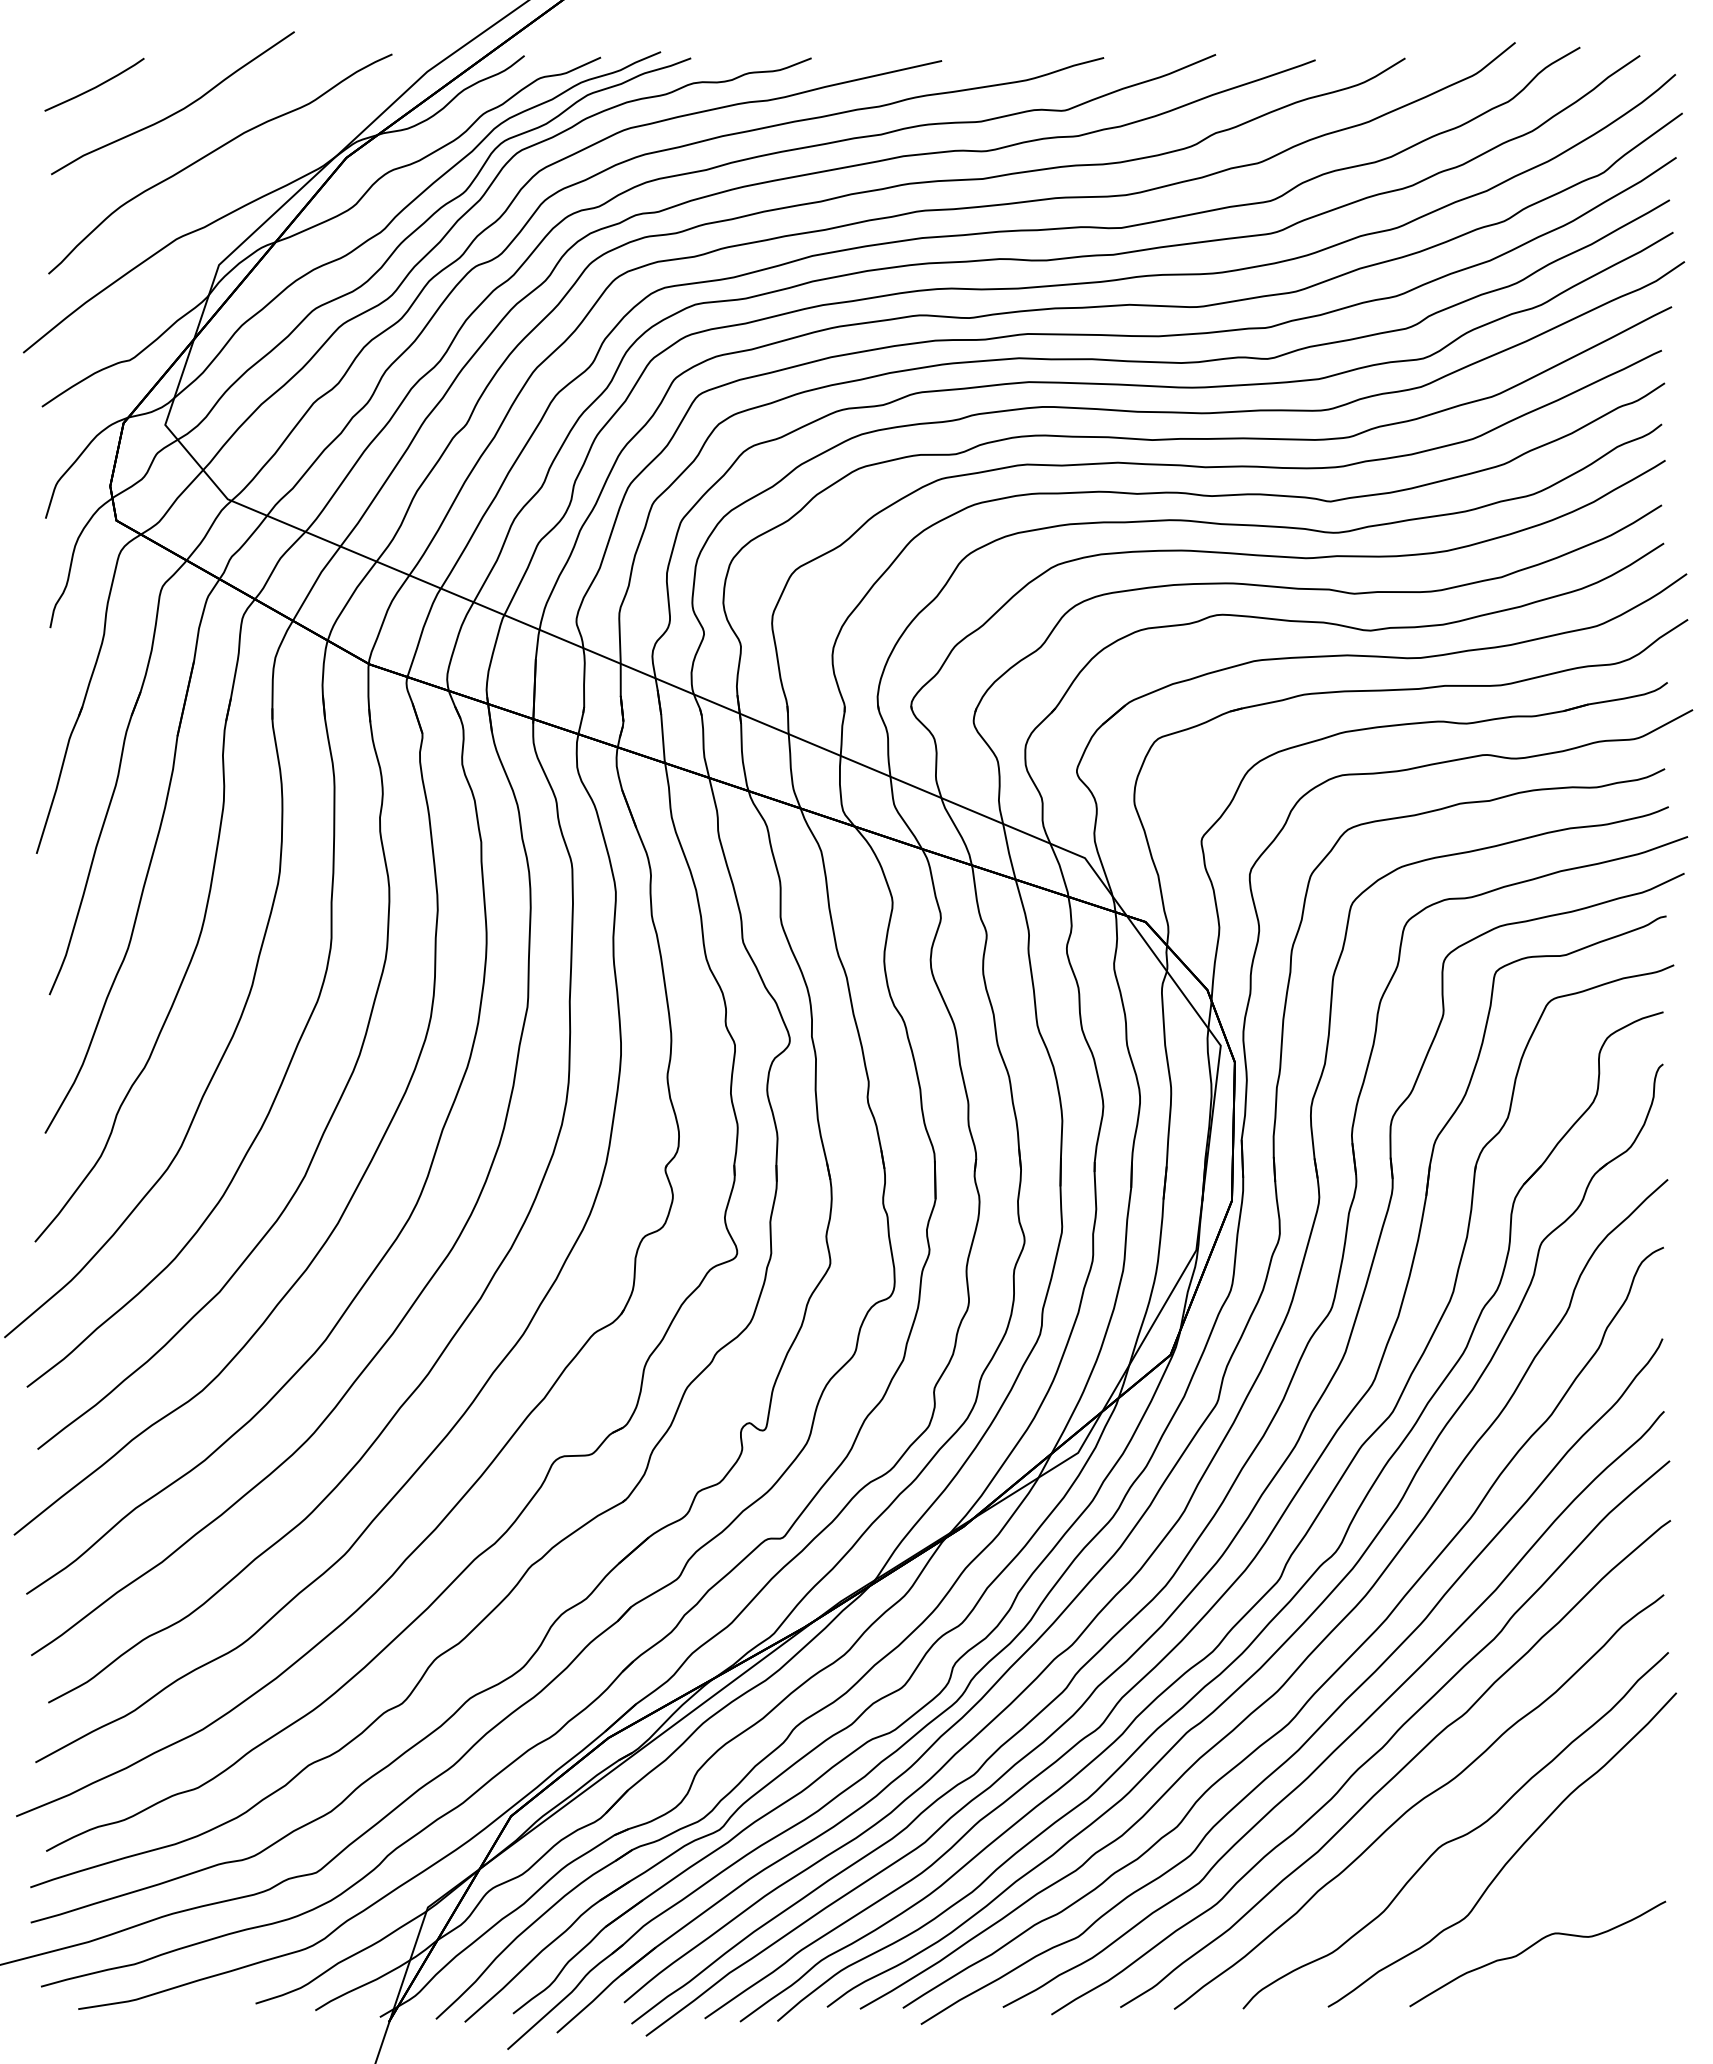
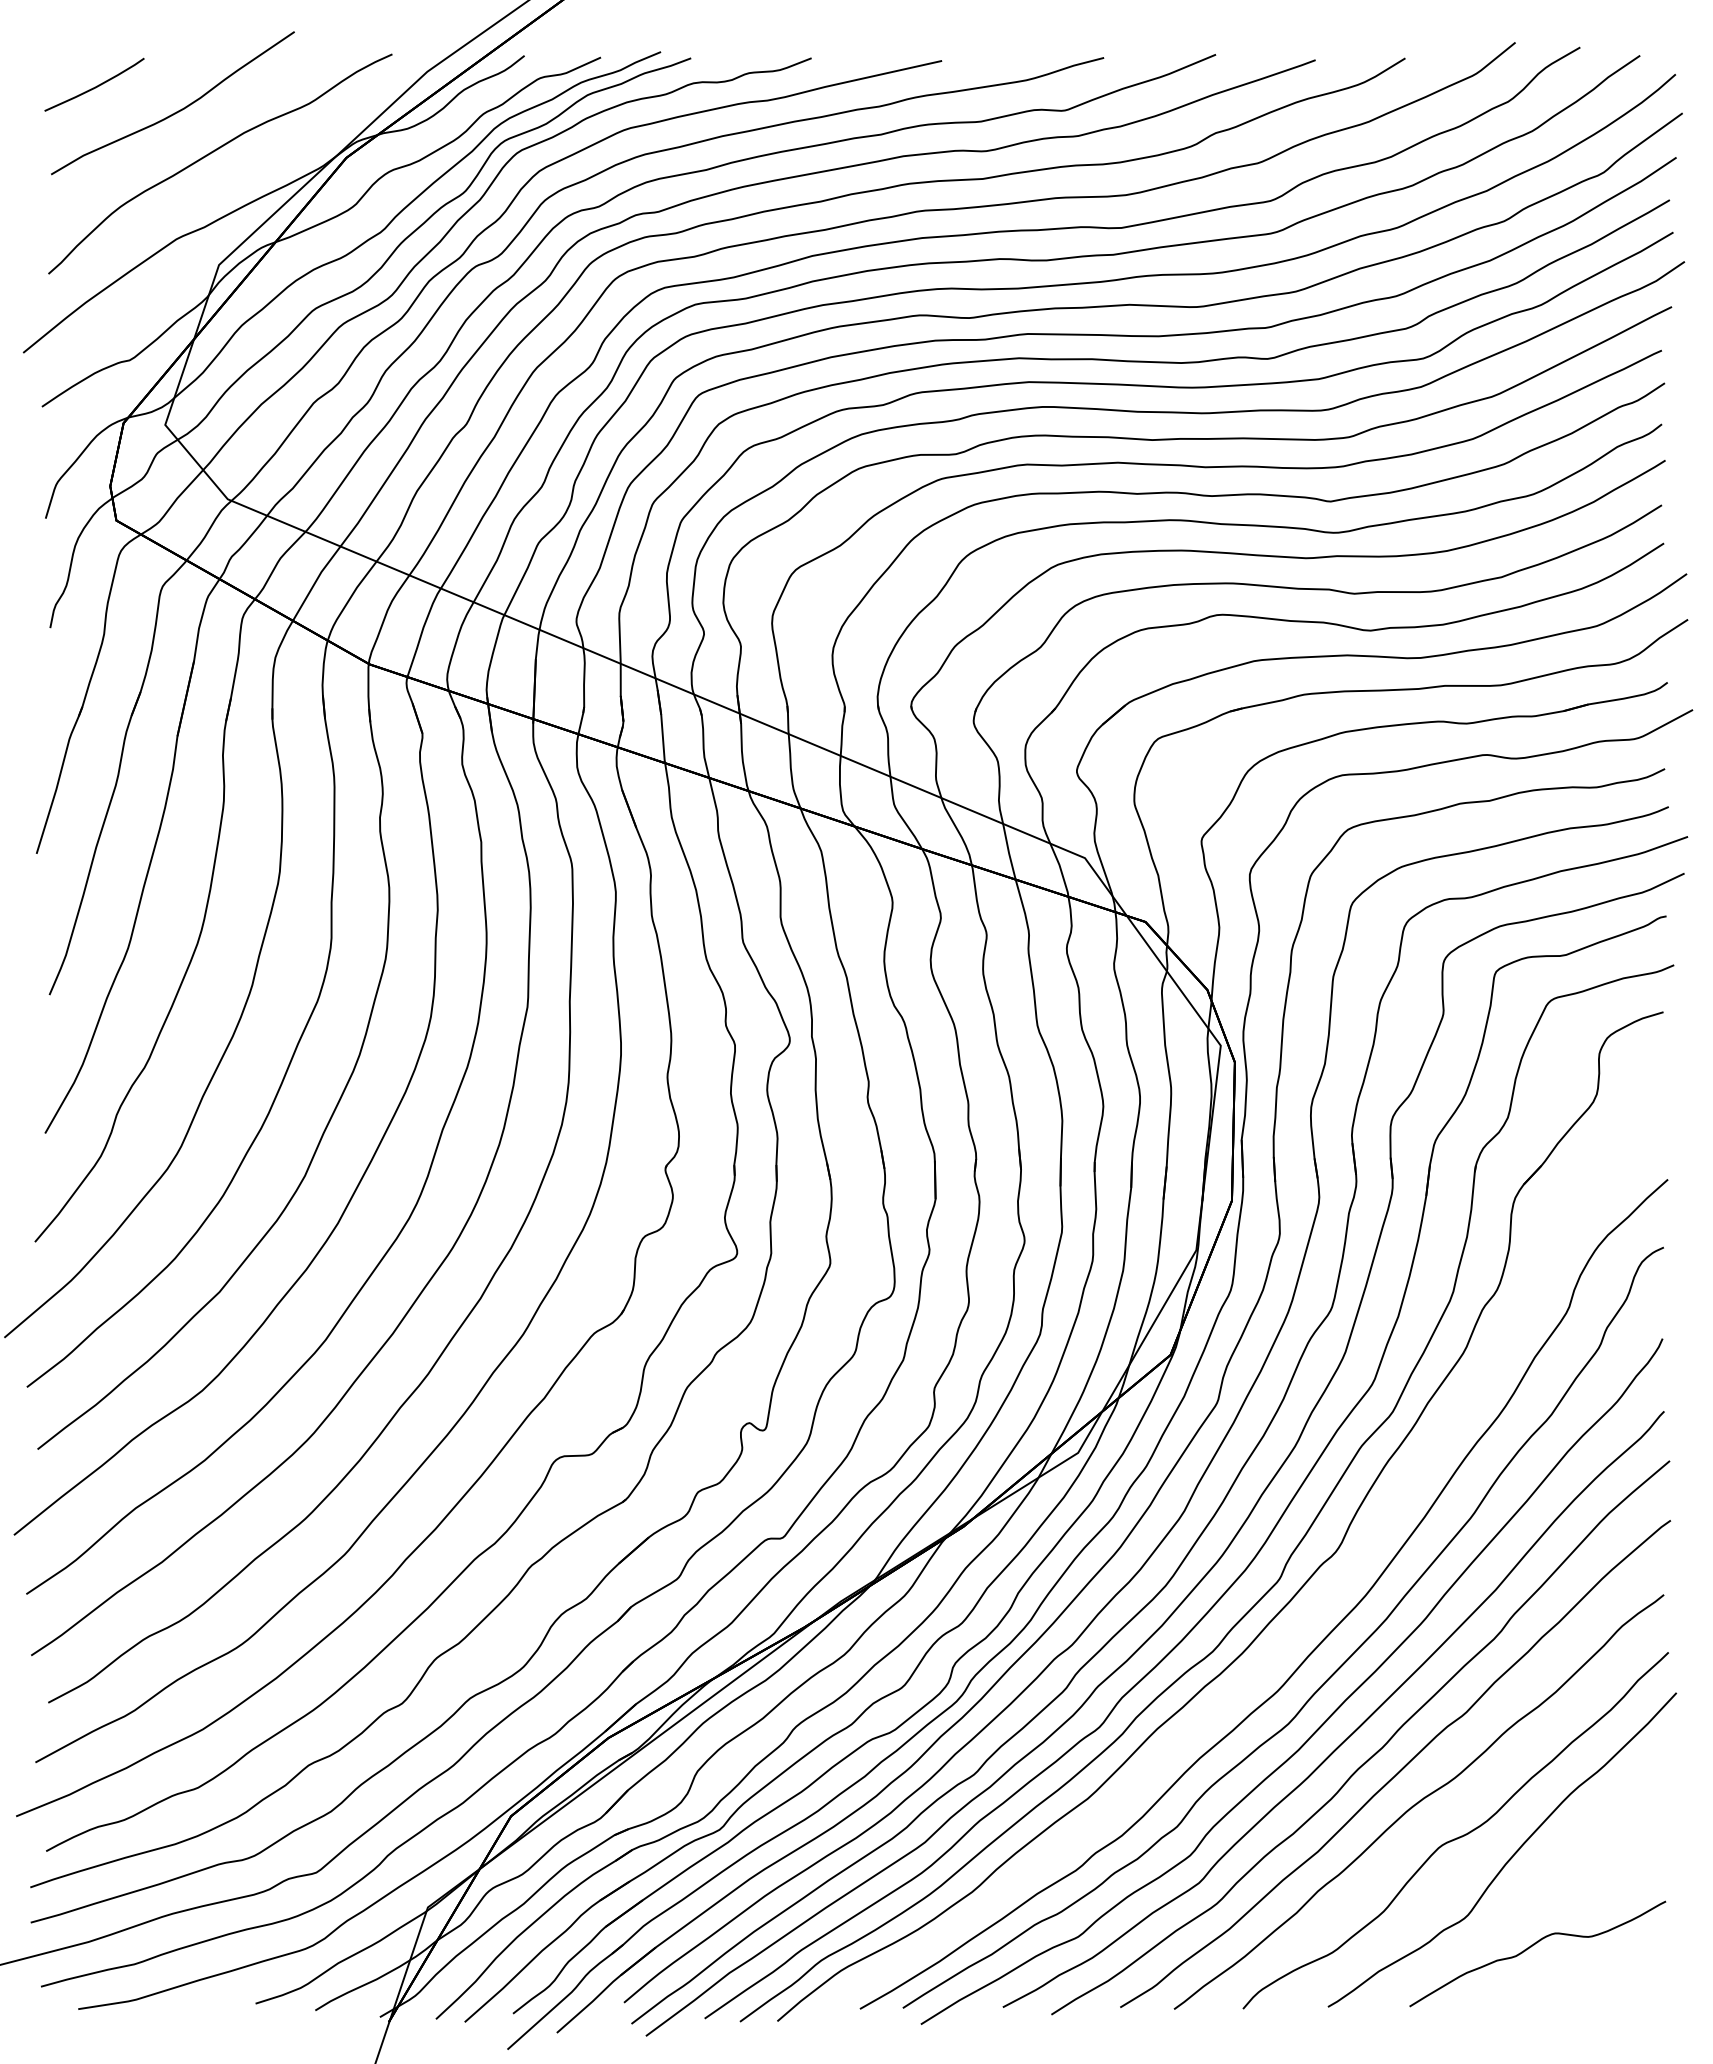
part: present -> none (1323, 1599)
